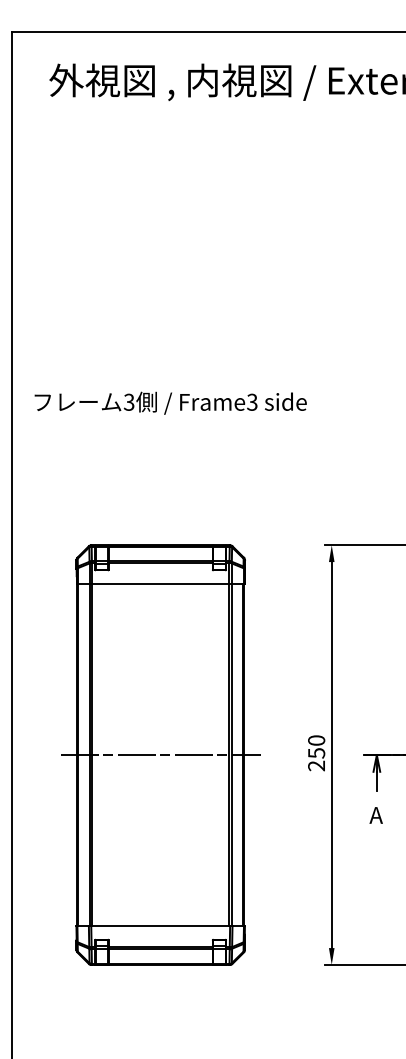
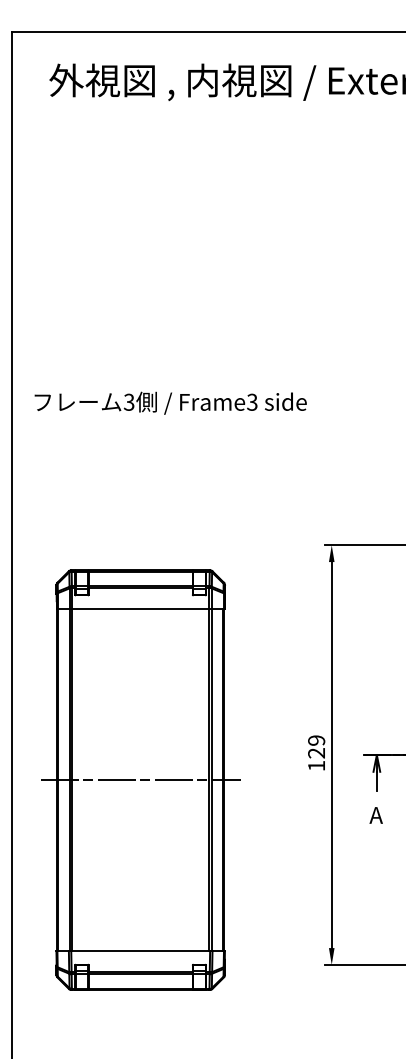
text: 250 -> 129 (316, 753)
part position: (160, 754) -> (140, 779) (140, 779)
